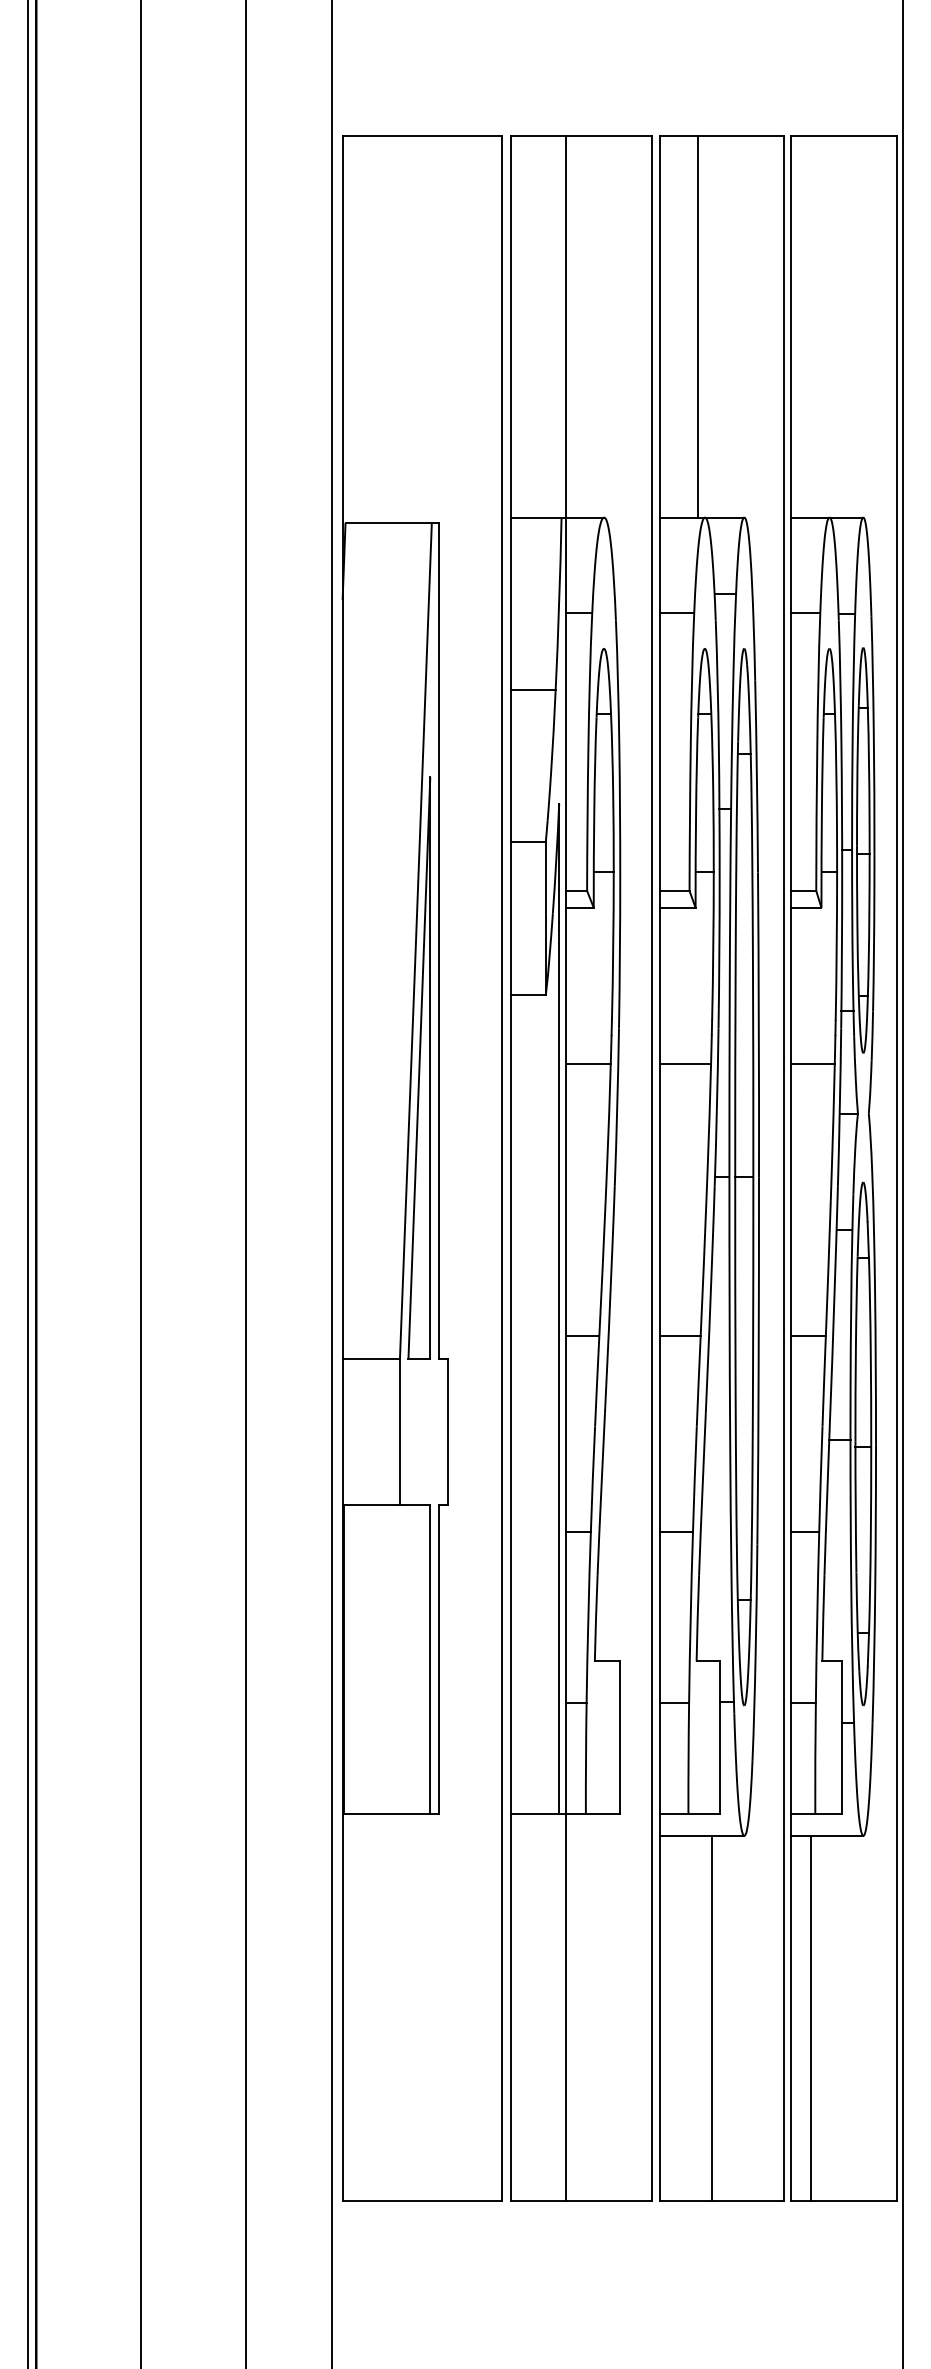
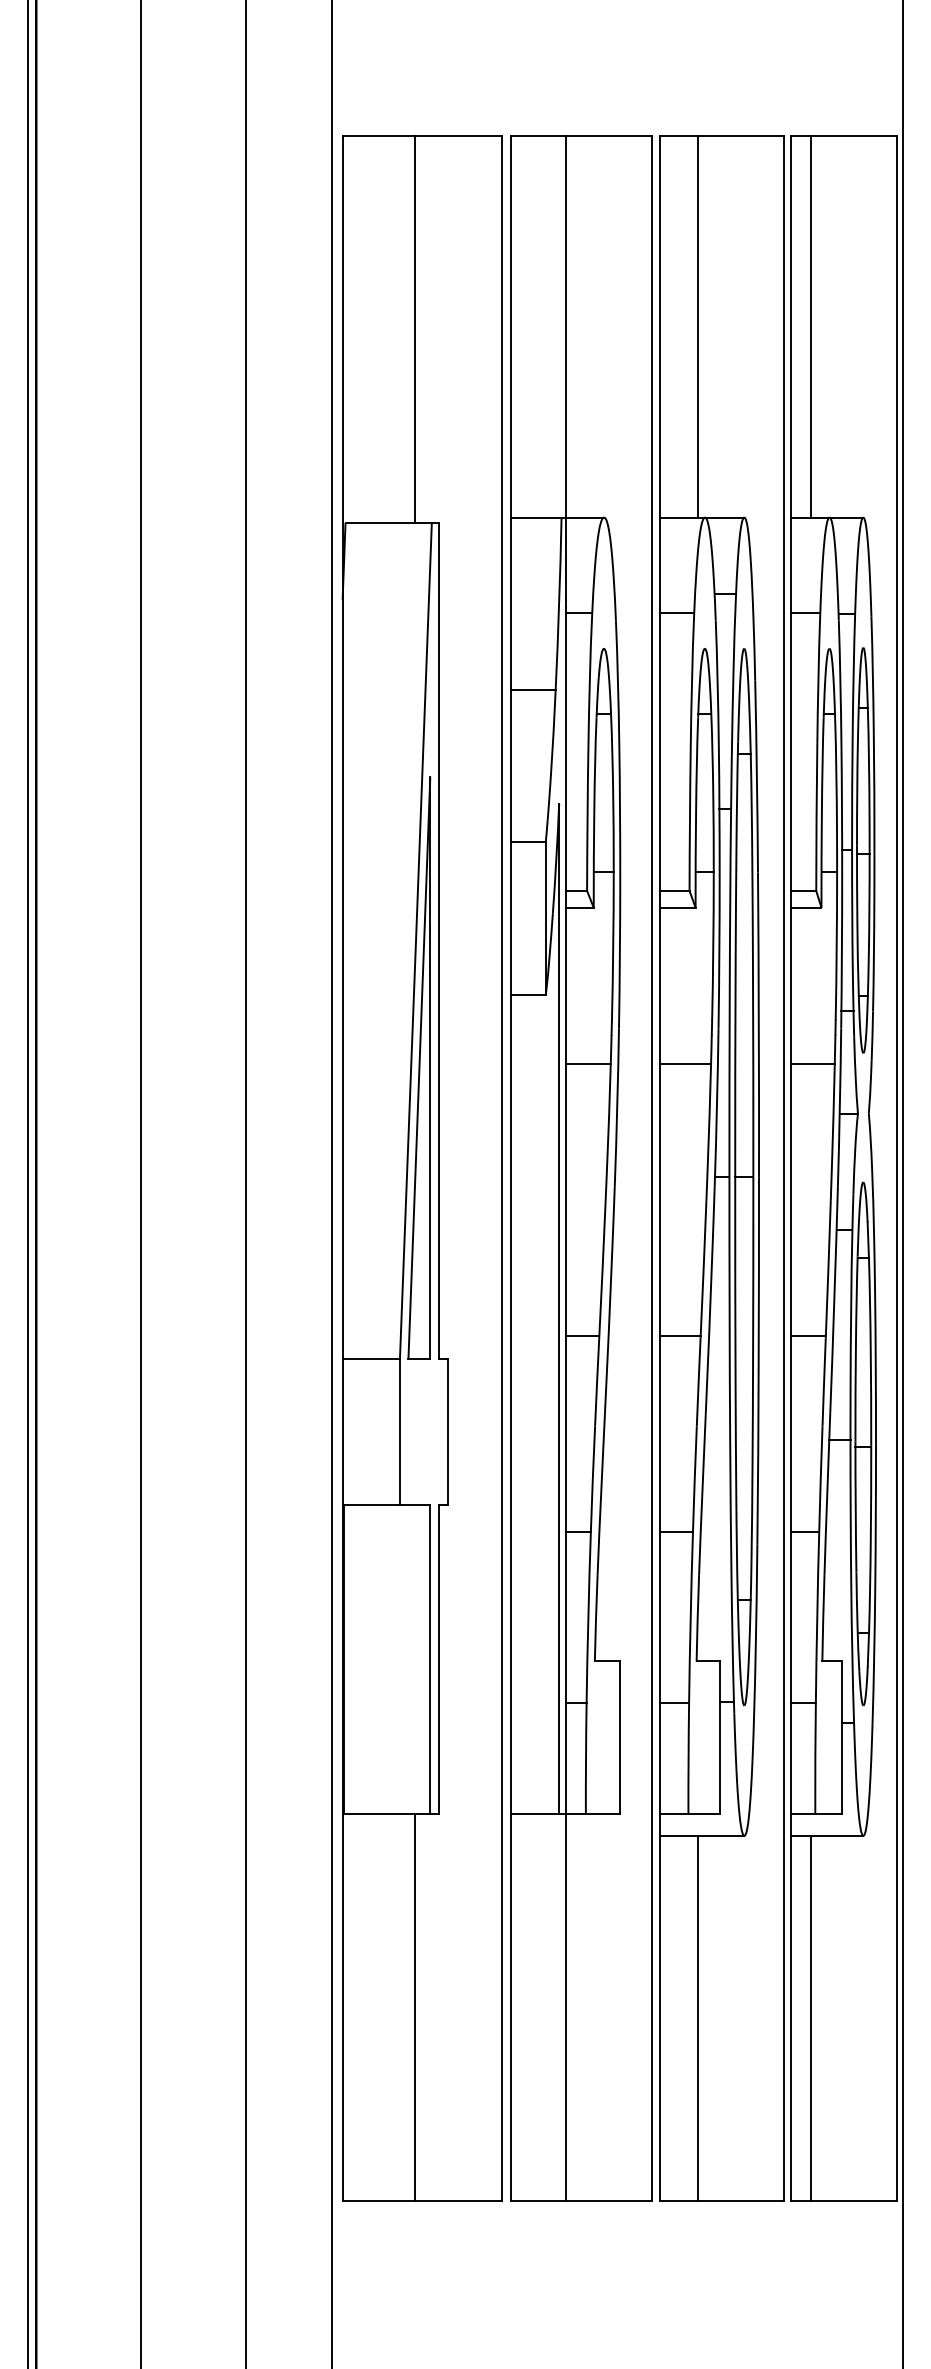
line: none -> present (811, 326)
line: none -> present (415, 328)
line: none -> present (415, 2007)
line position: (711, 2018) -> (697, 2018) (697, 2018)
